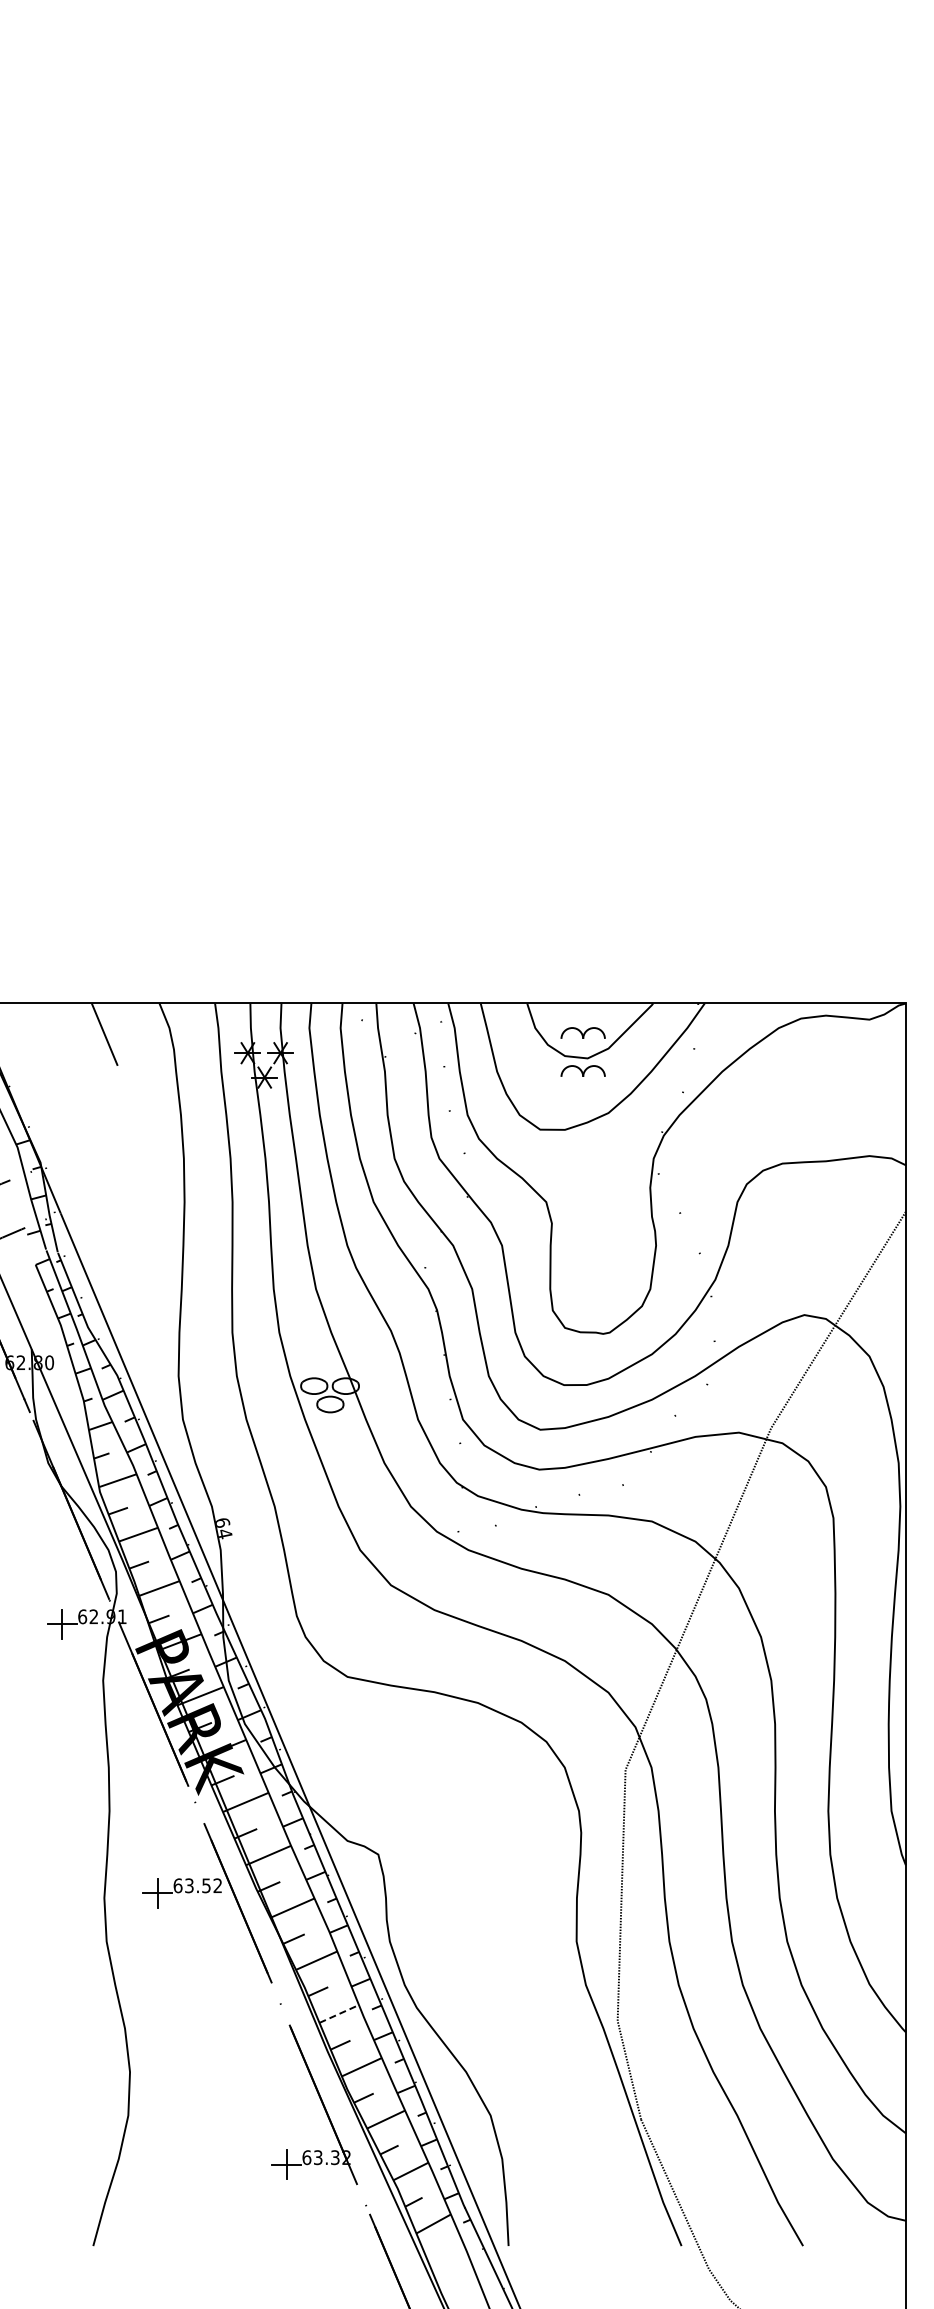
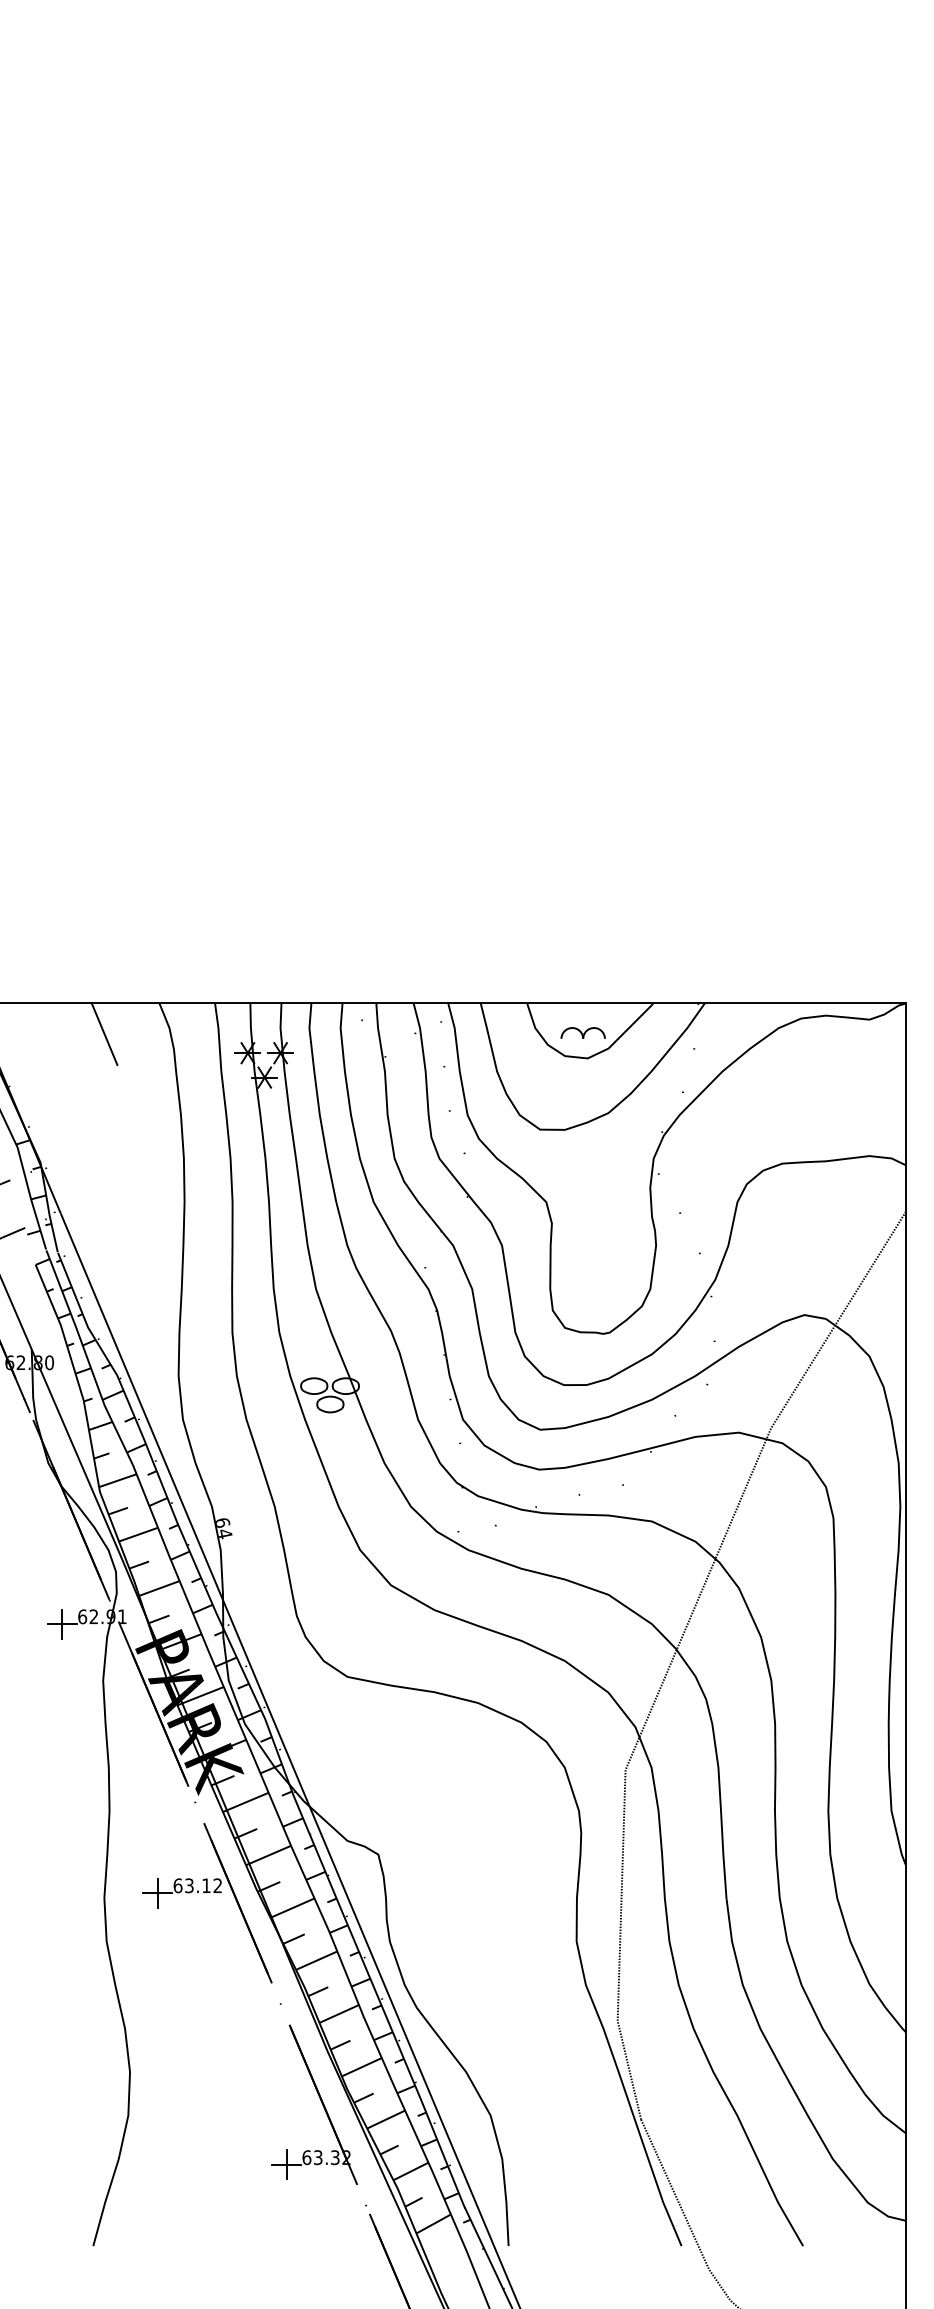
part: present -> none (582, 1070)
text: 63.52 -> 63.12 (206, 1885)
line: dashed -> solid (339, 2013)
